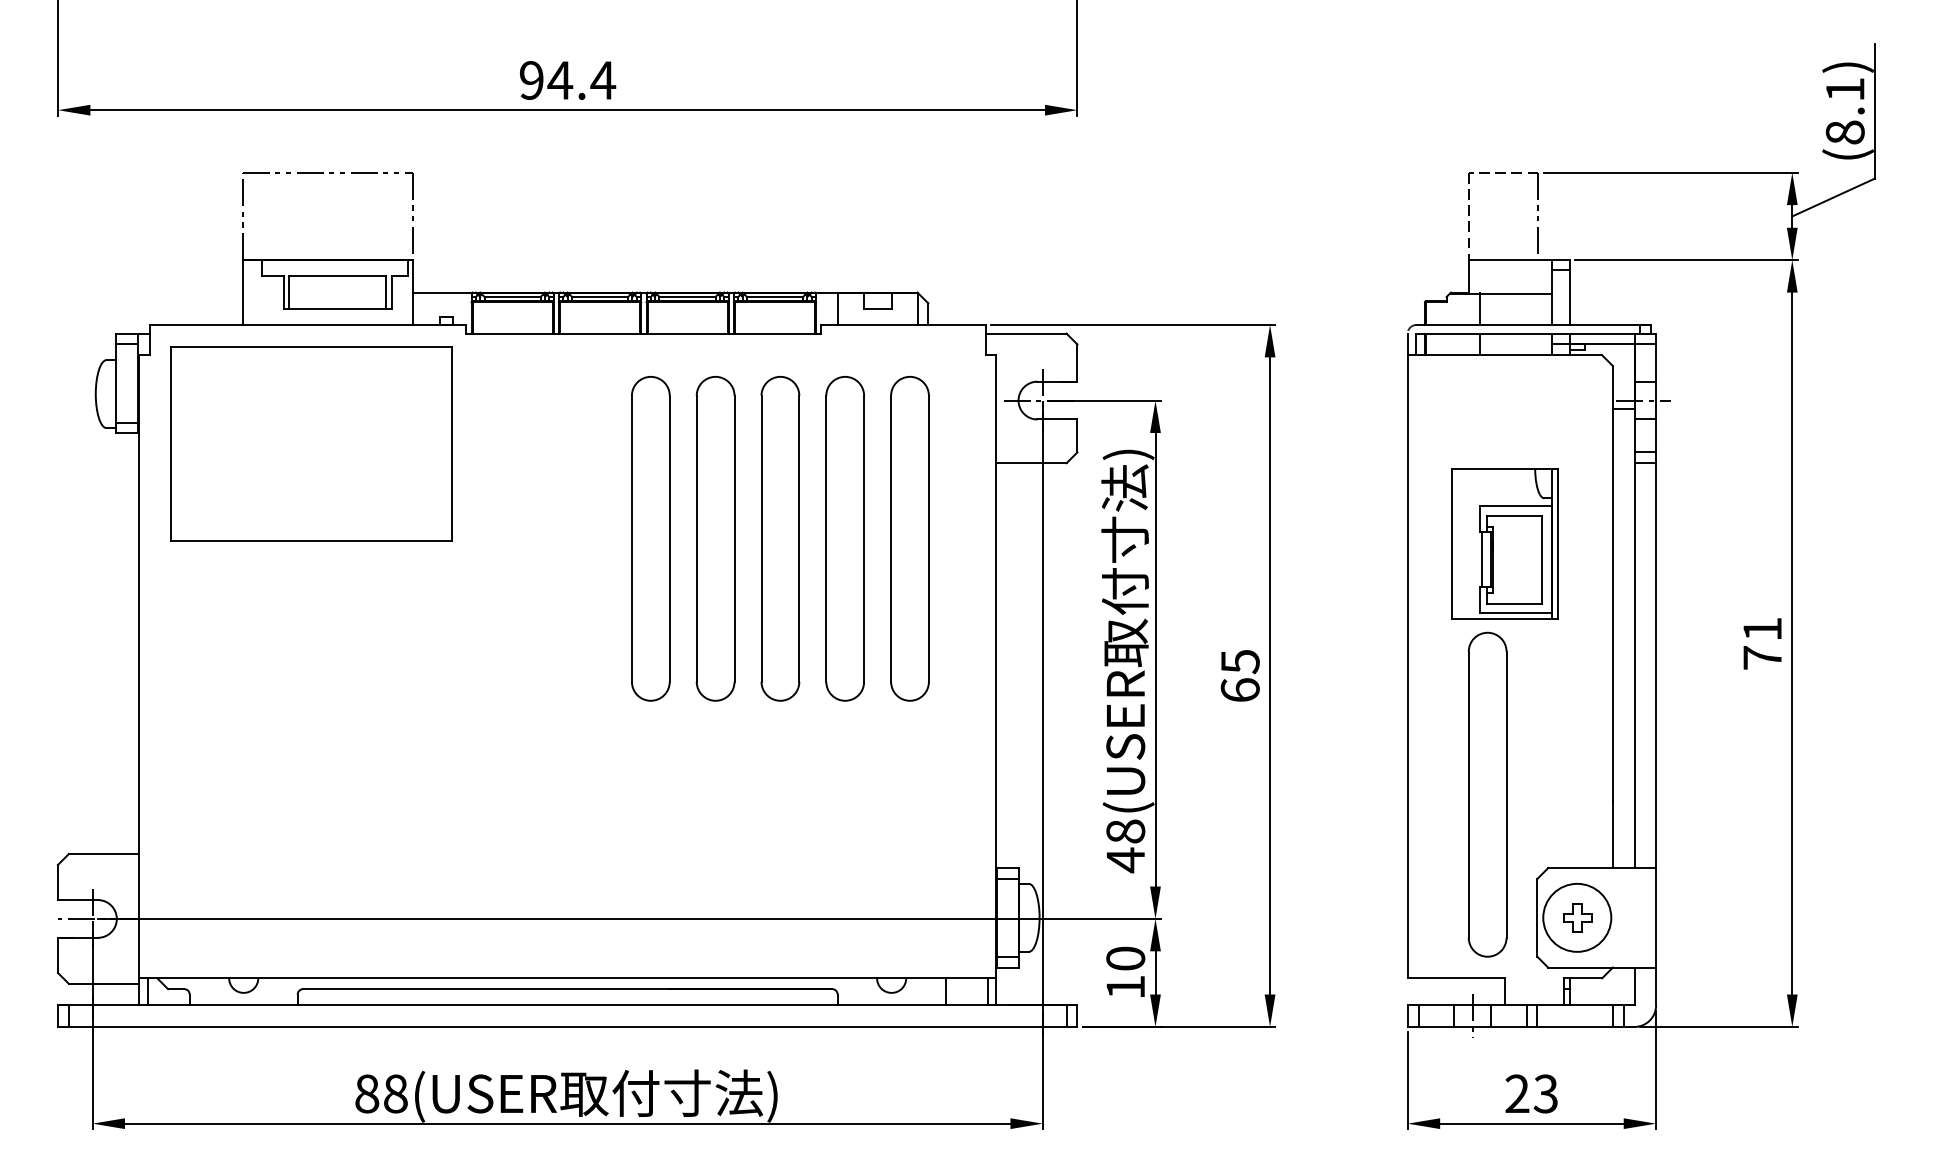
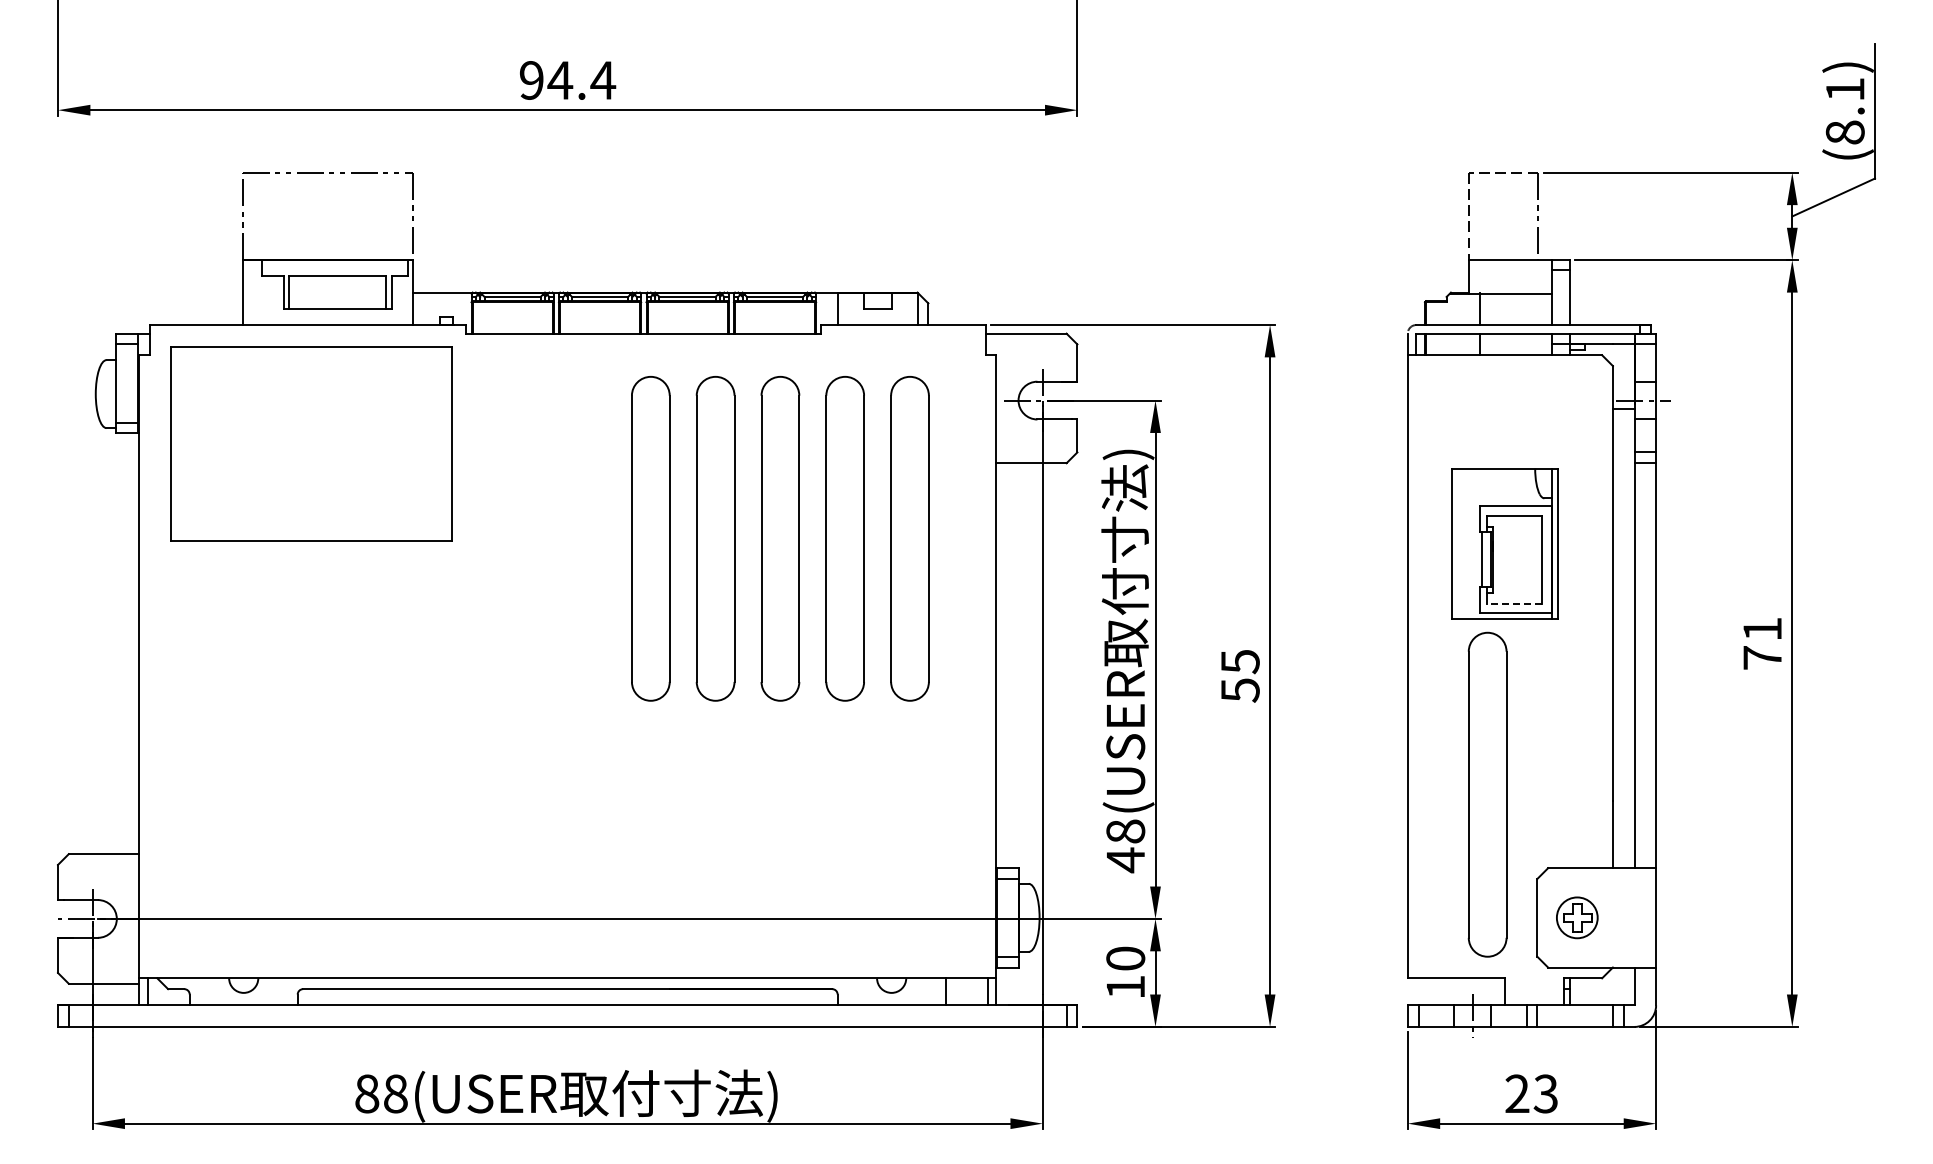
line: solid -> dashed (1514, 604)
text: 65 -> 55 (1239, 690)
circle diameter: 68 px -> 41 px (1576, 917)
